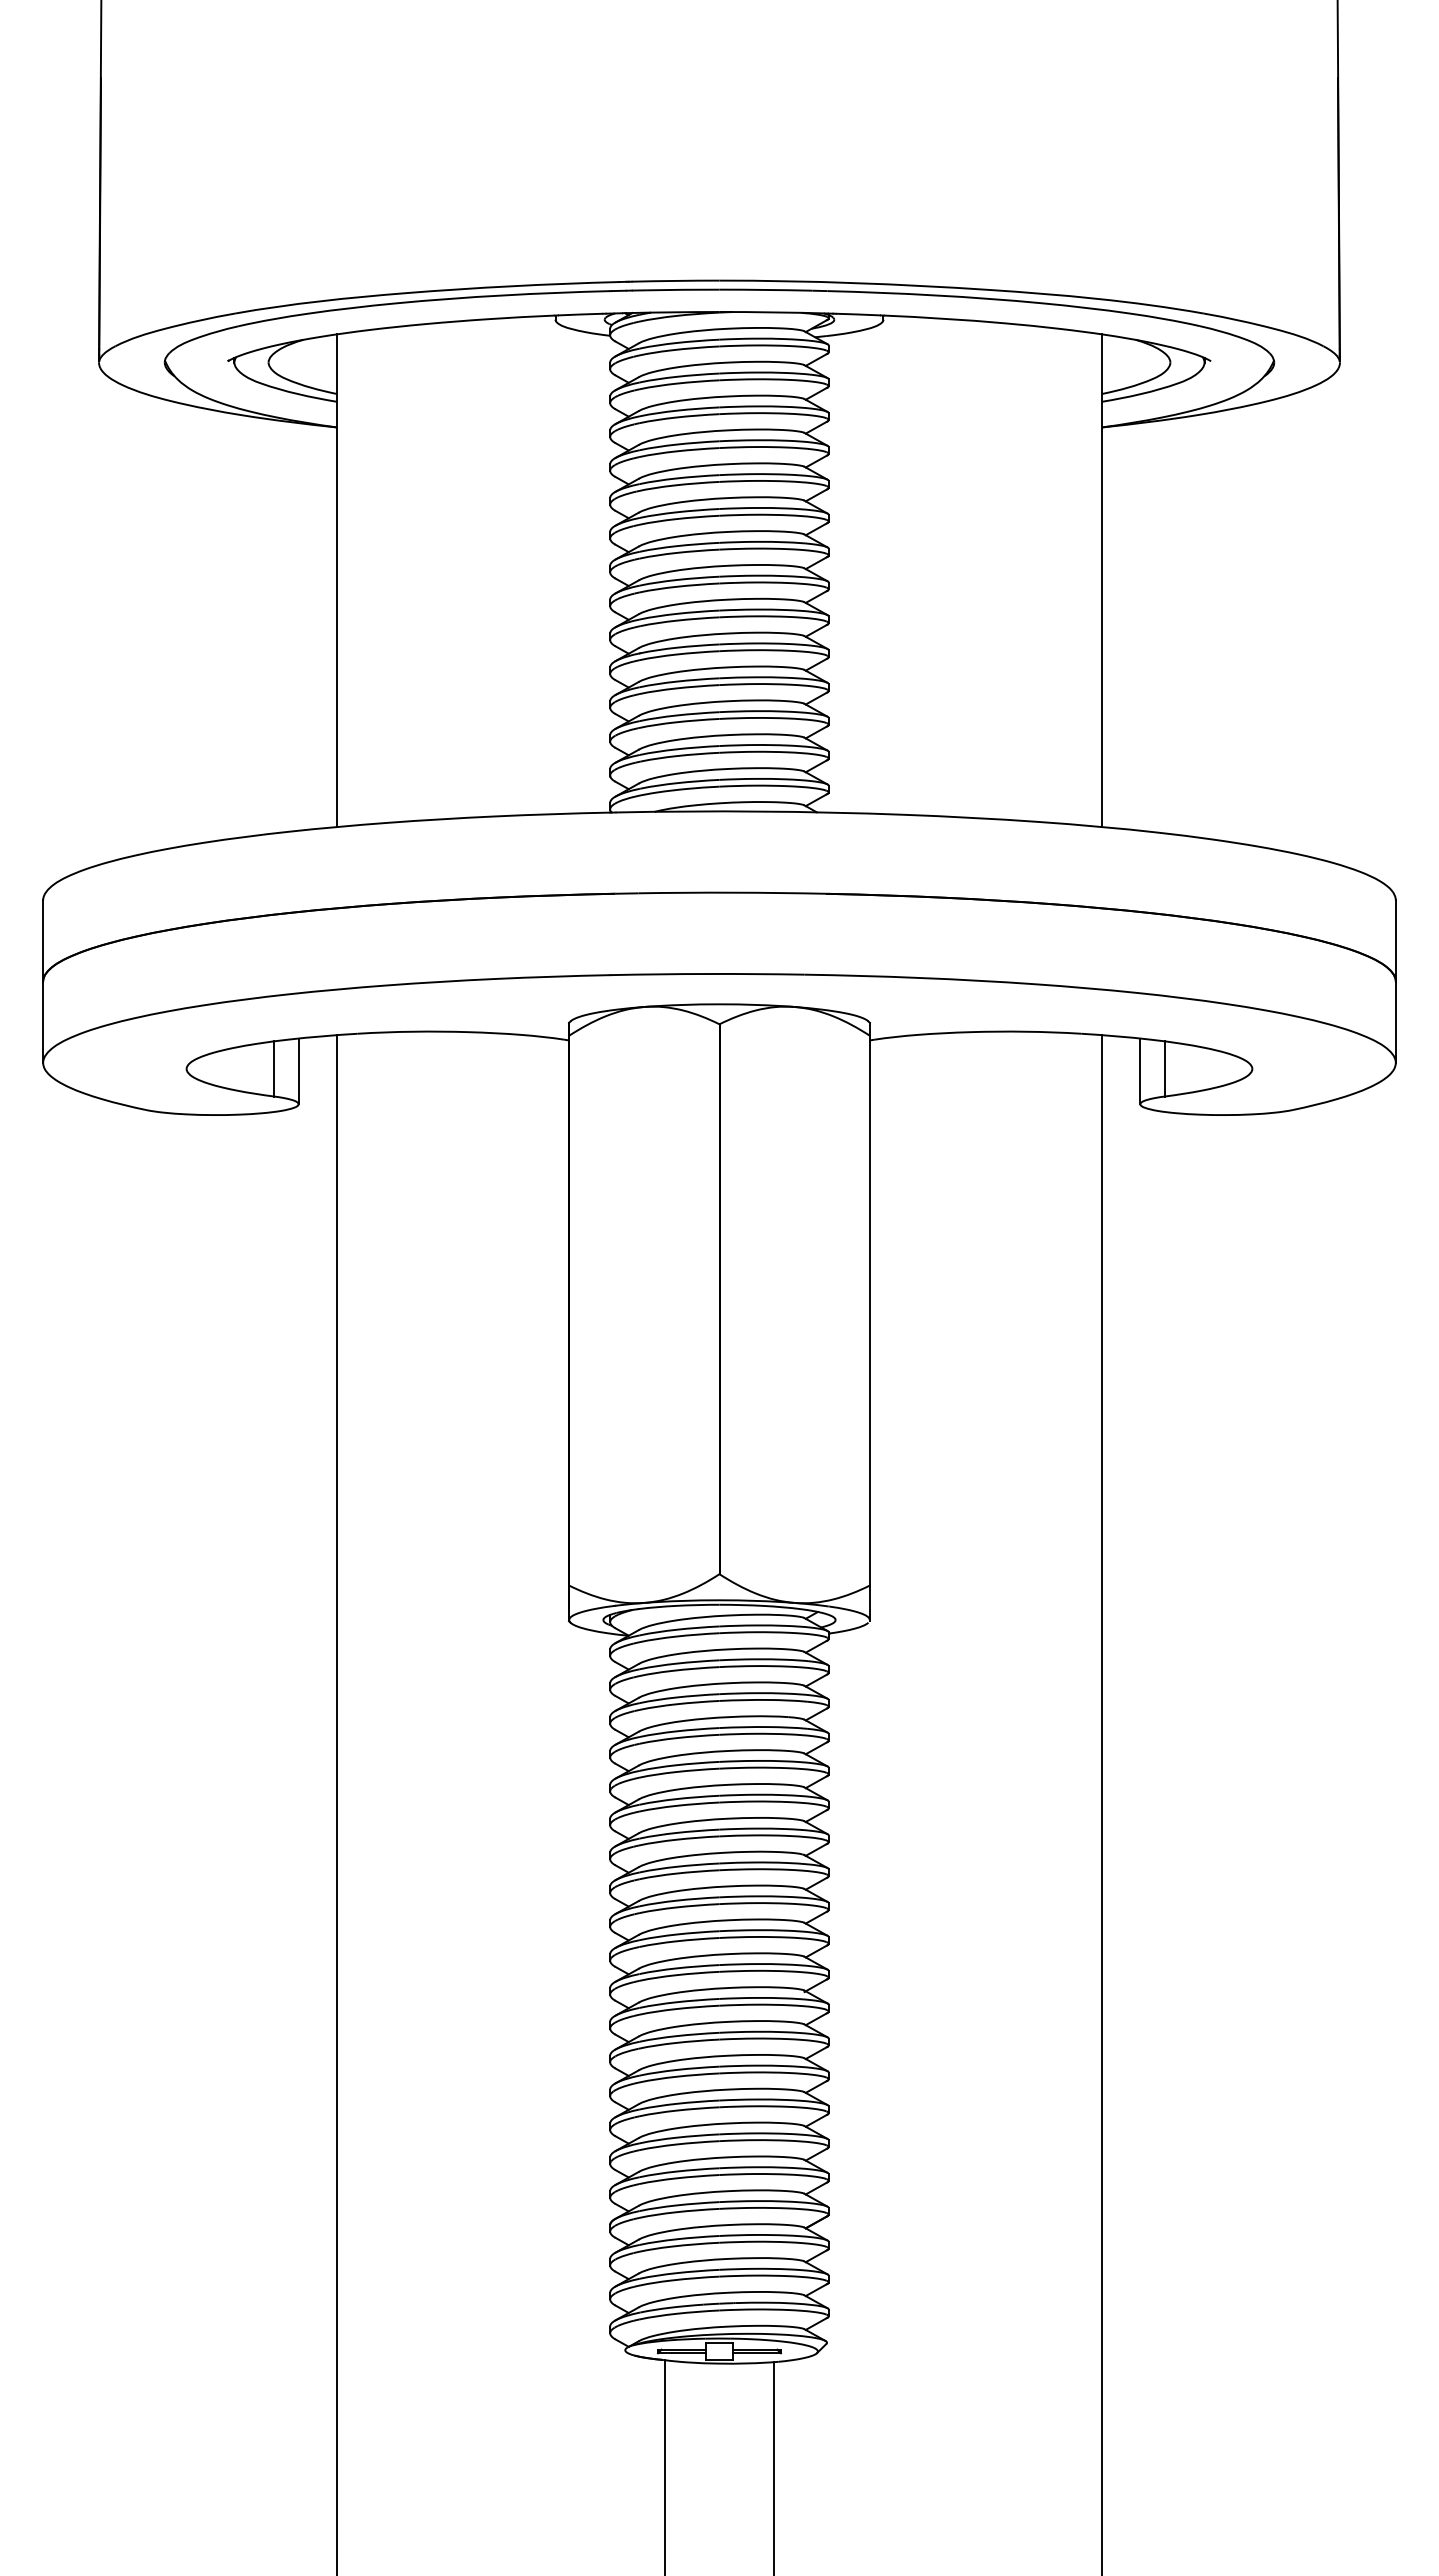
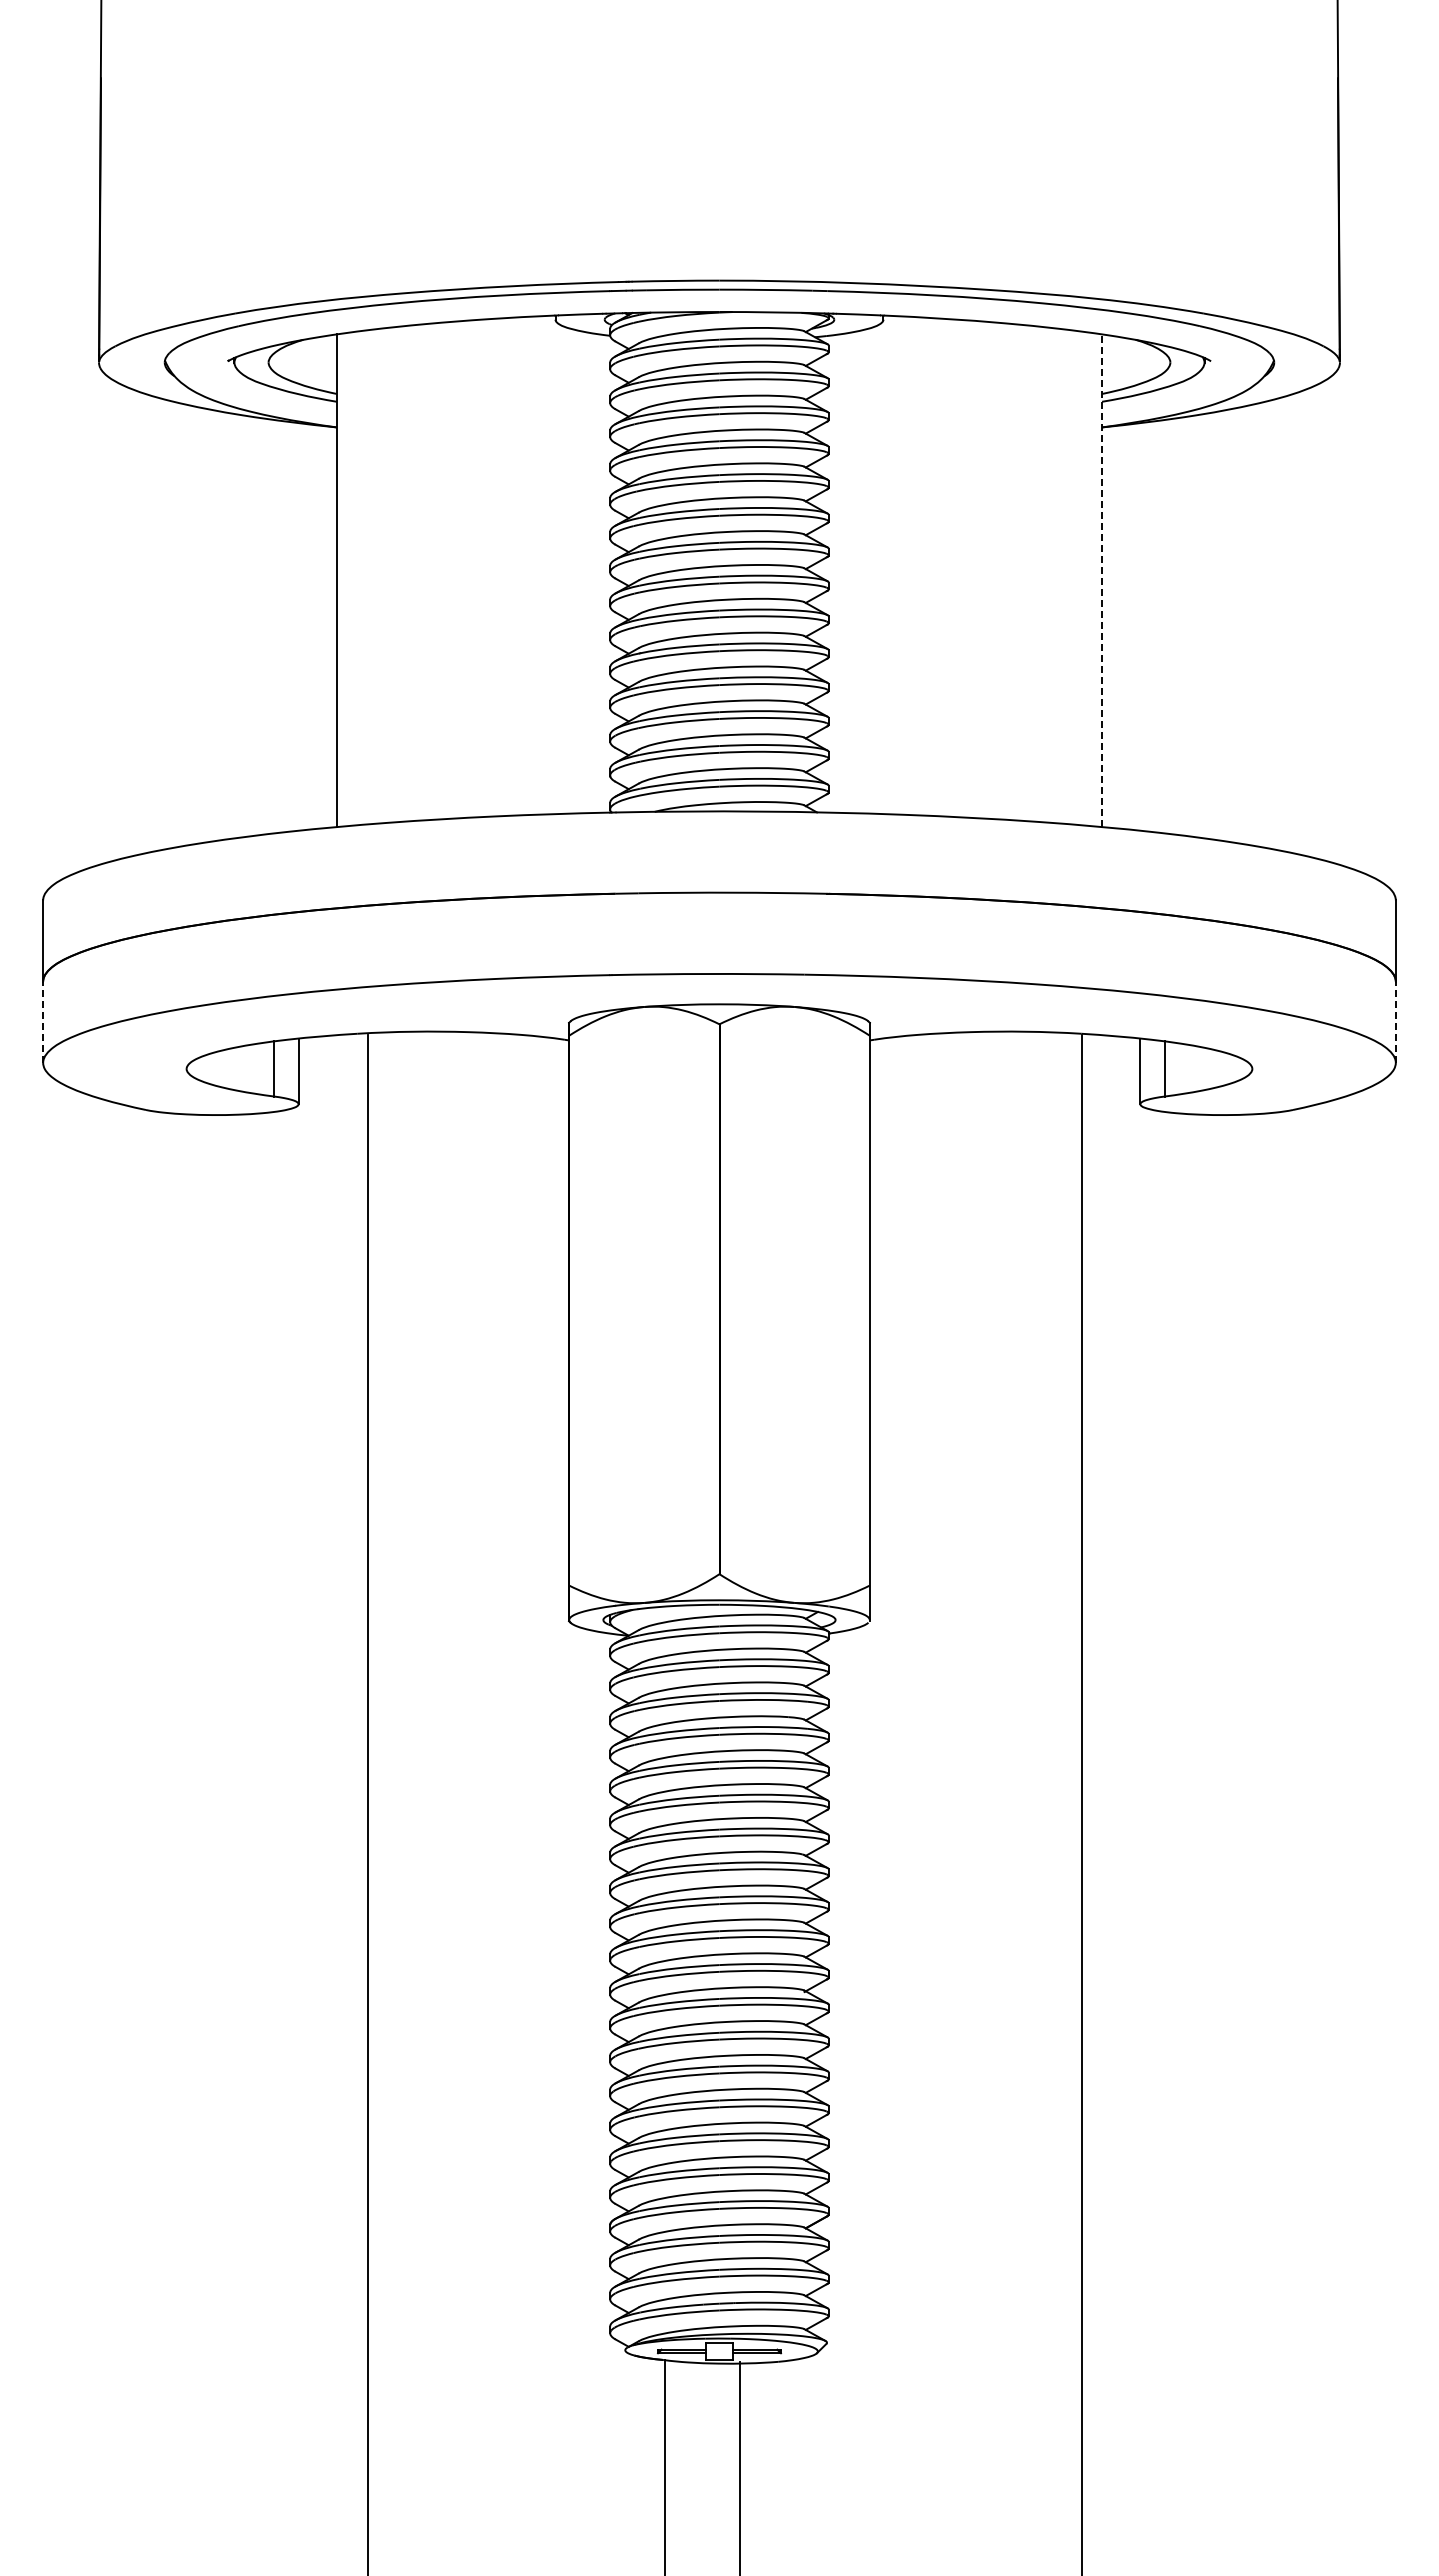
line: solid -> dashed (1102, 580)
line: solid -> dashed (43, 1022)
line: solid -> dashed (1395, 1022)
line position: (336, 1803) -> (367, 1803) (367, 1803)
line position: (1102, 1803) -> (1082, 1803) (1082, 1803)
line position: (774, 2467) -> (740, 2467) (740, 2467)
